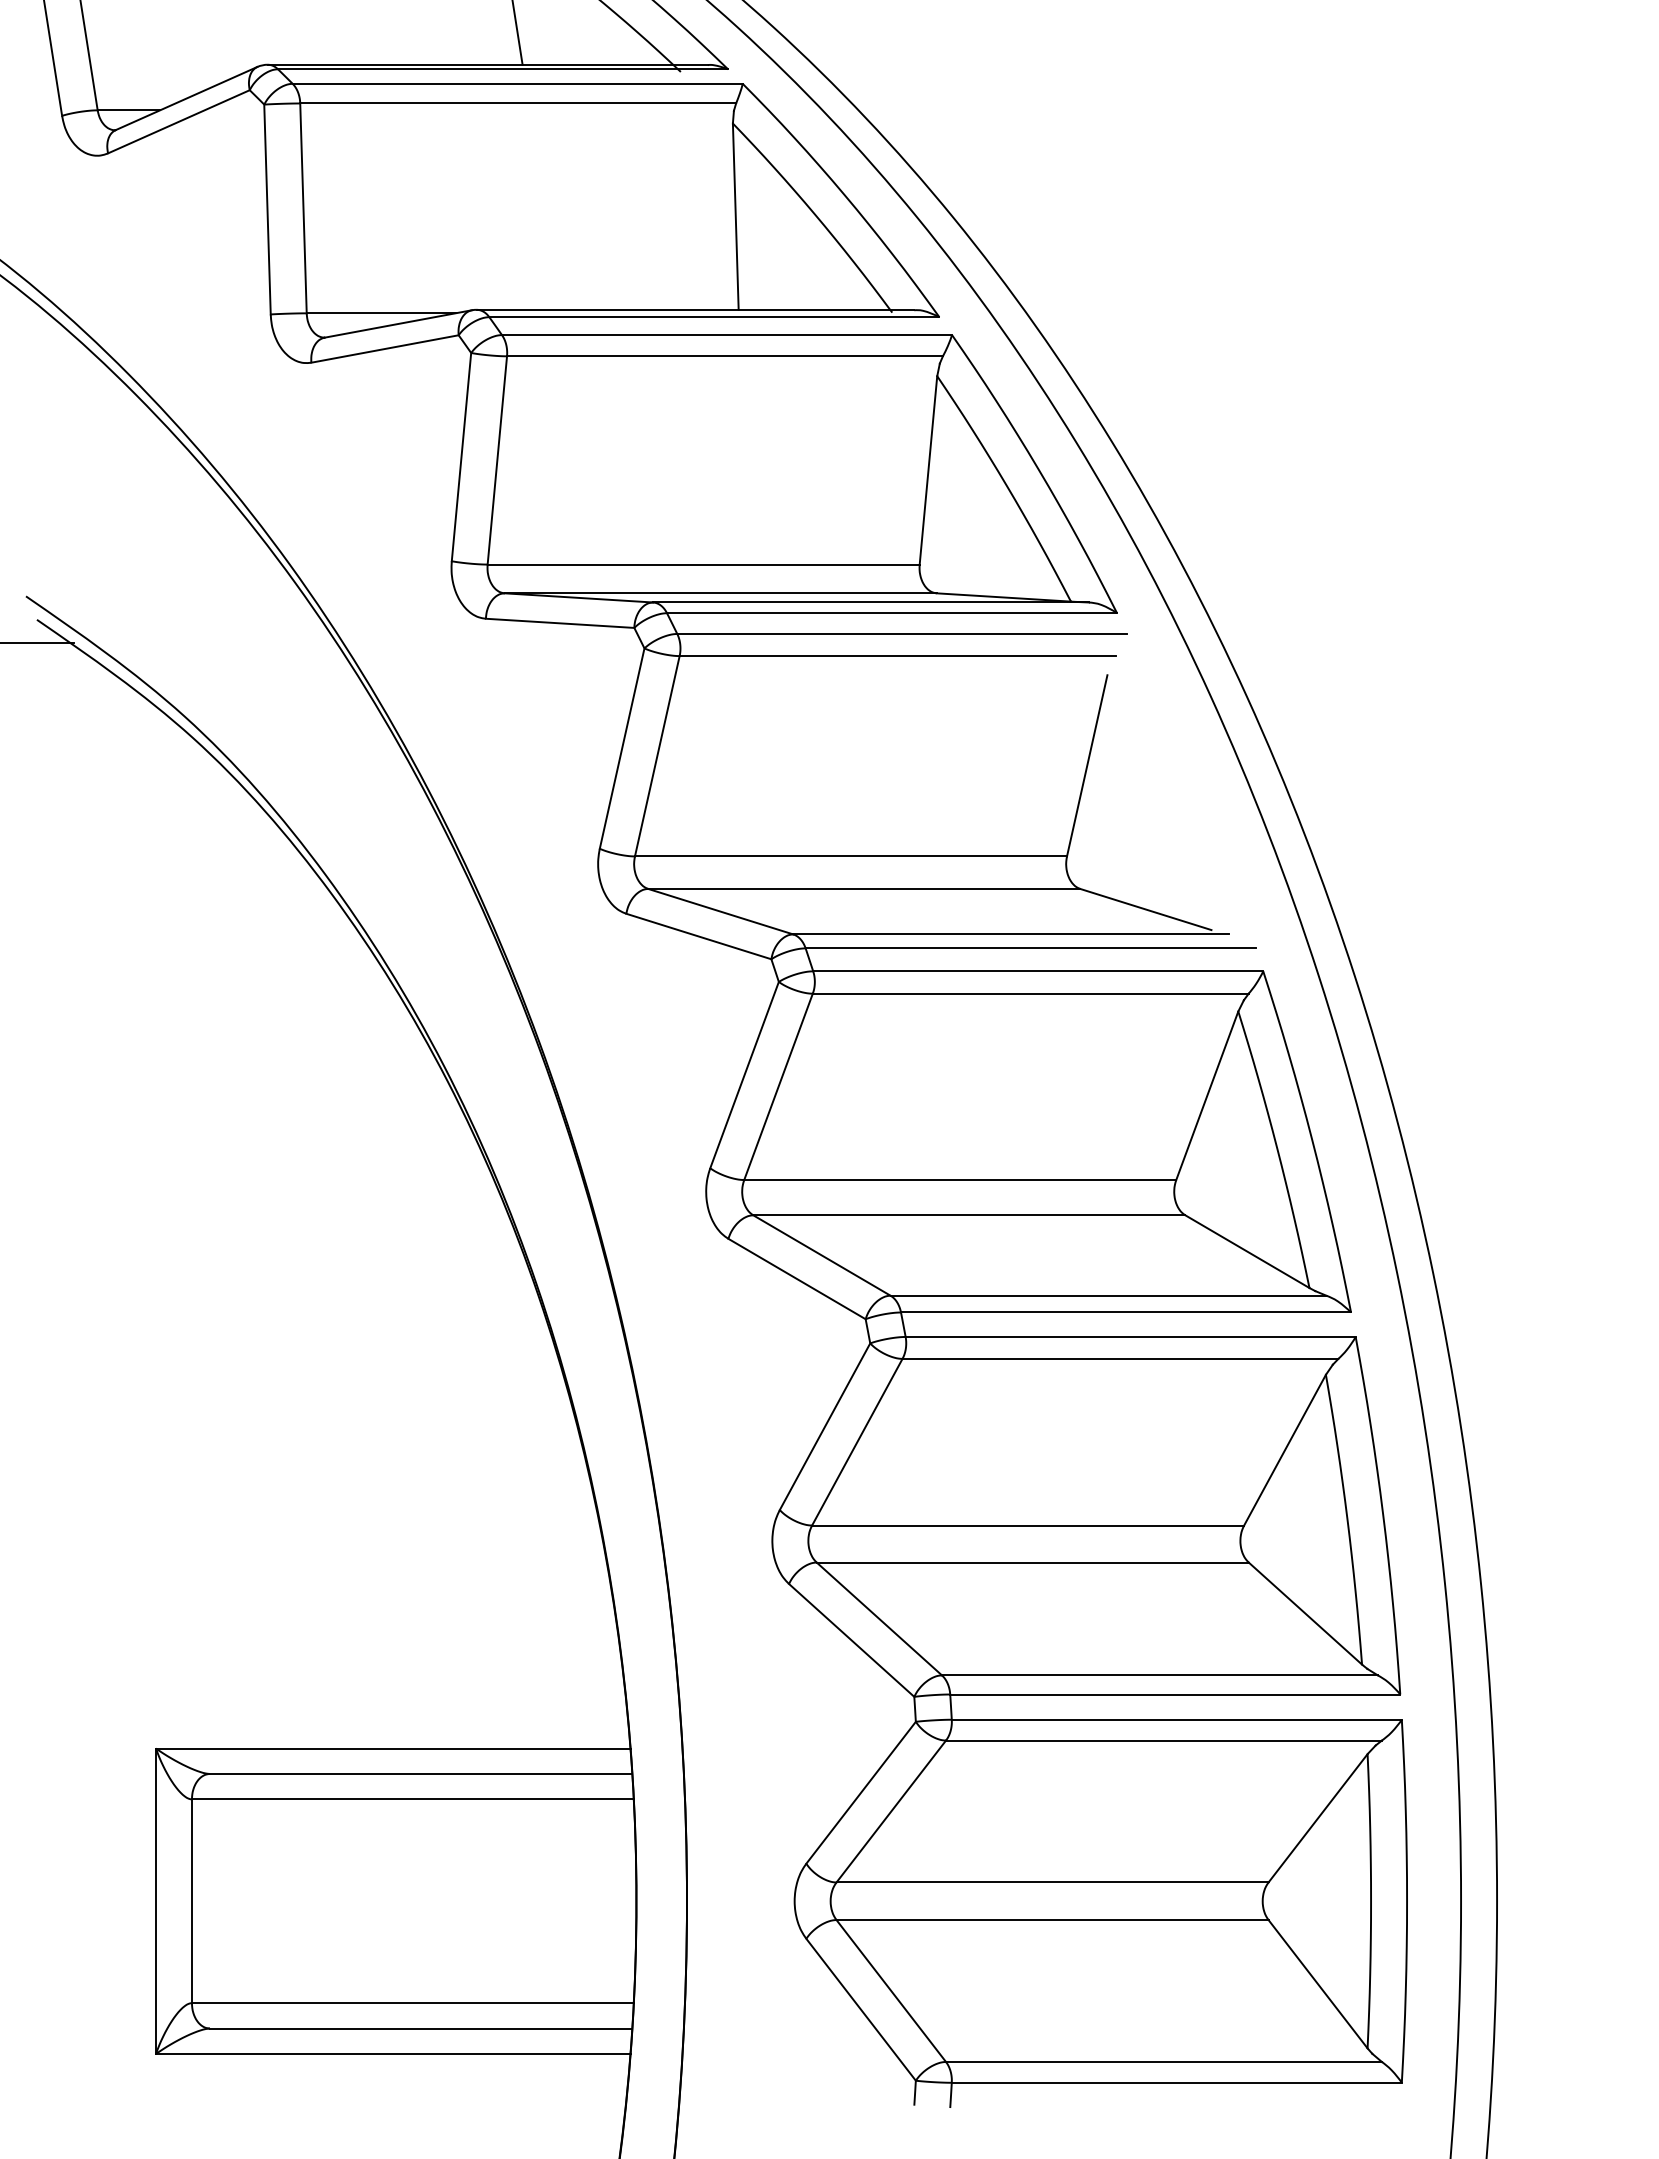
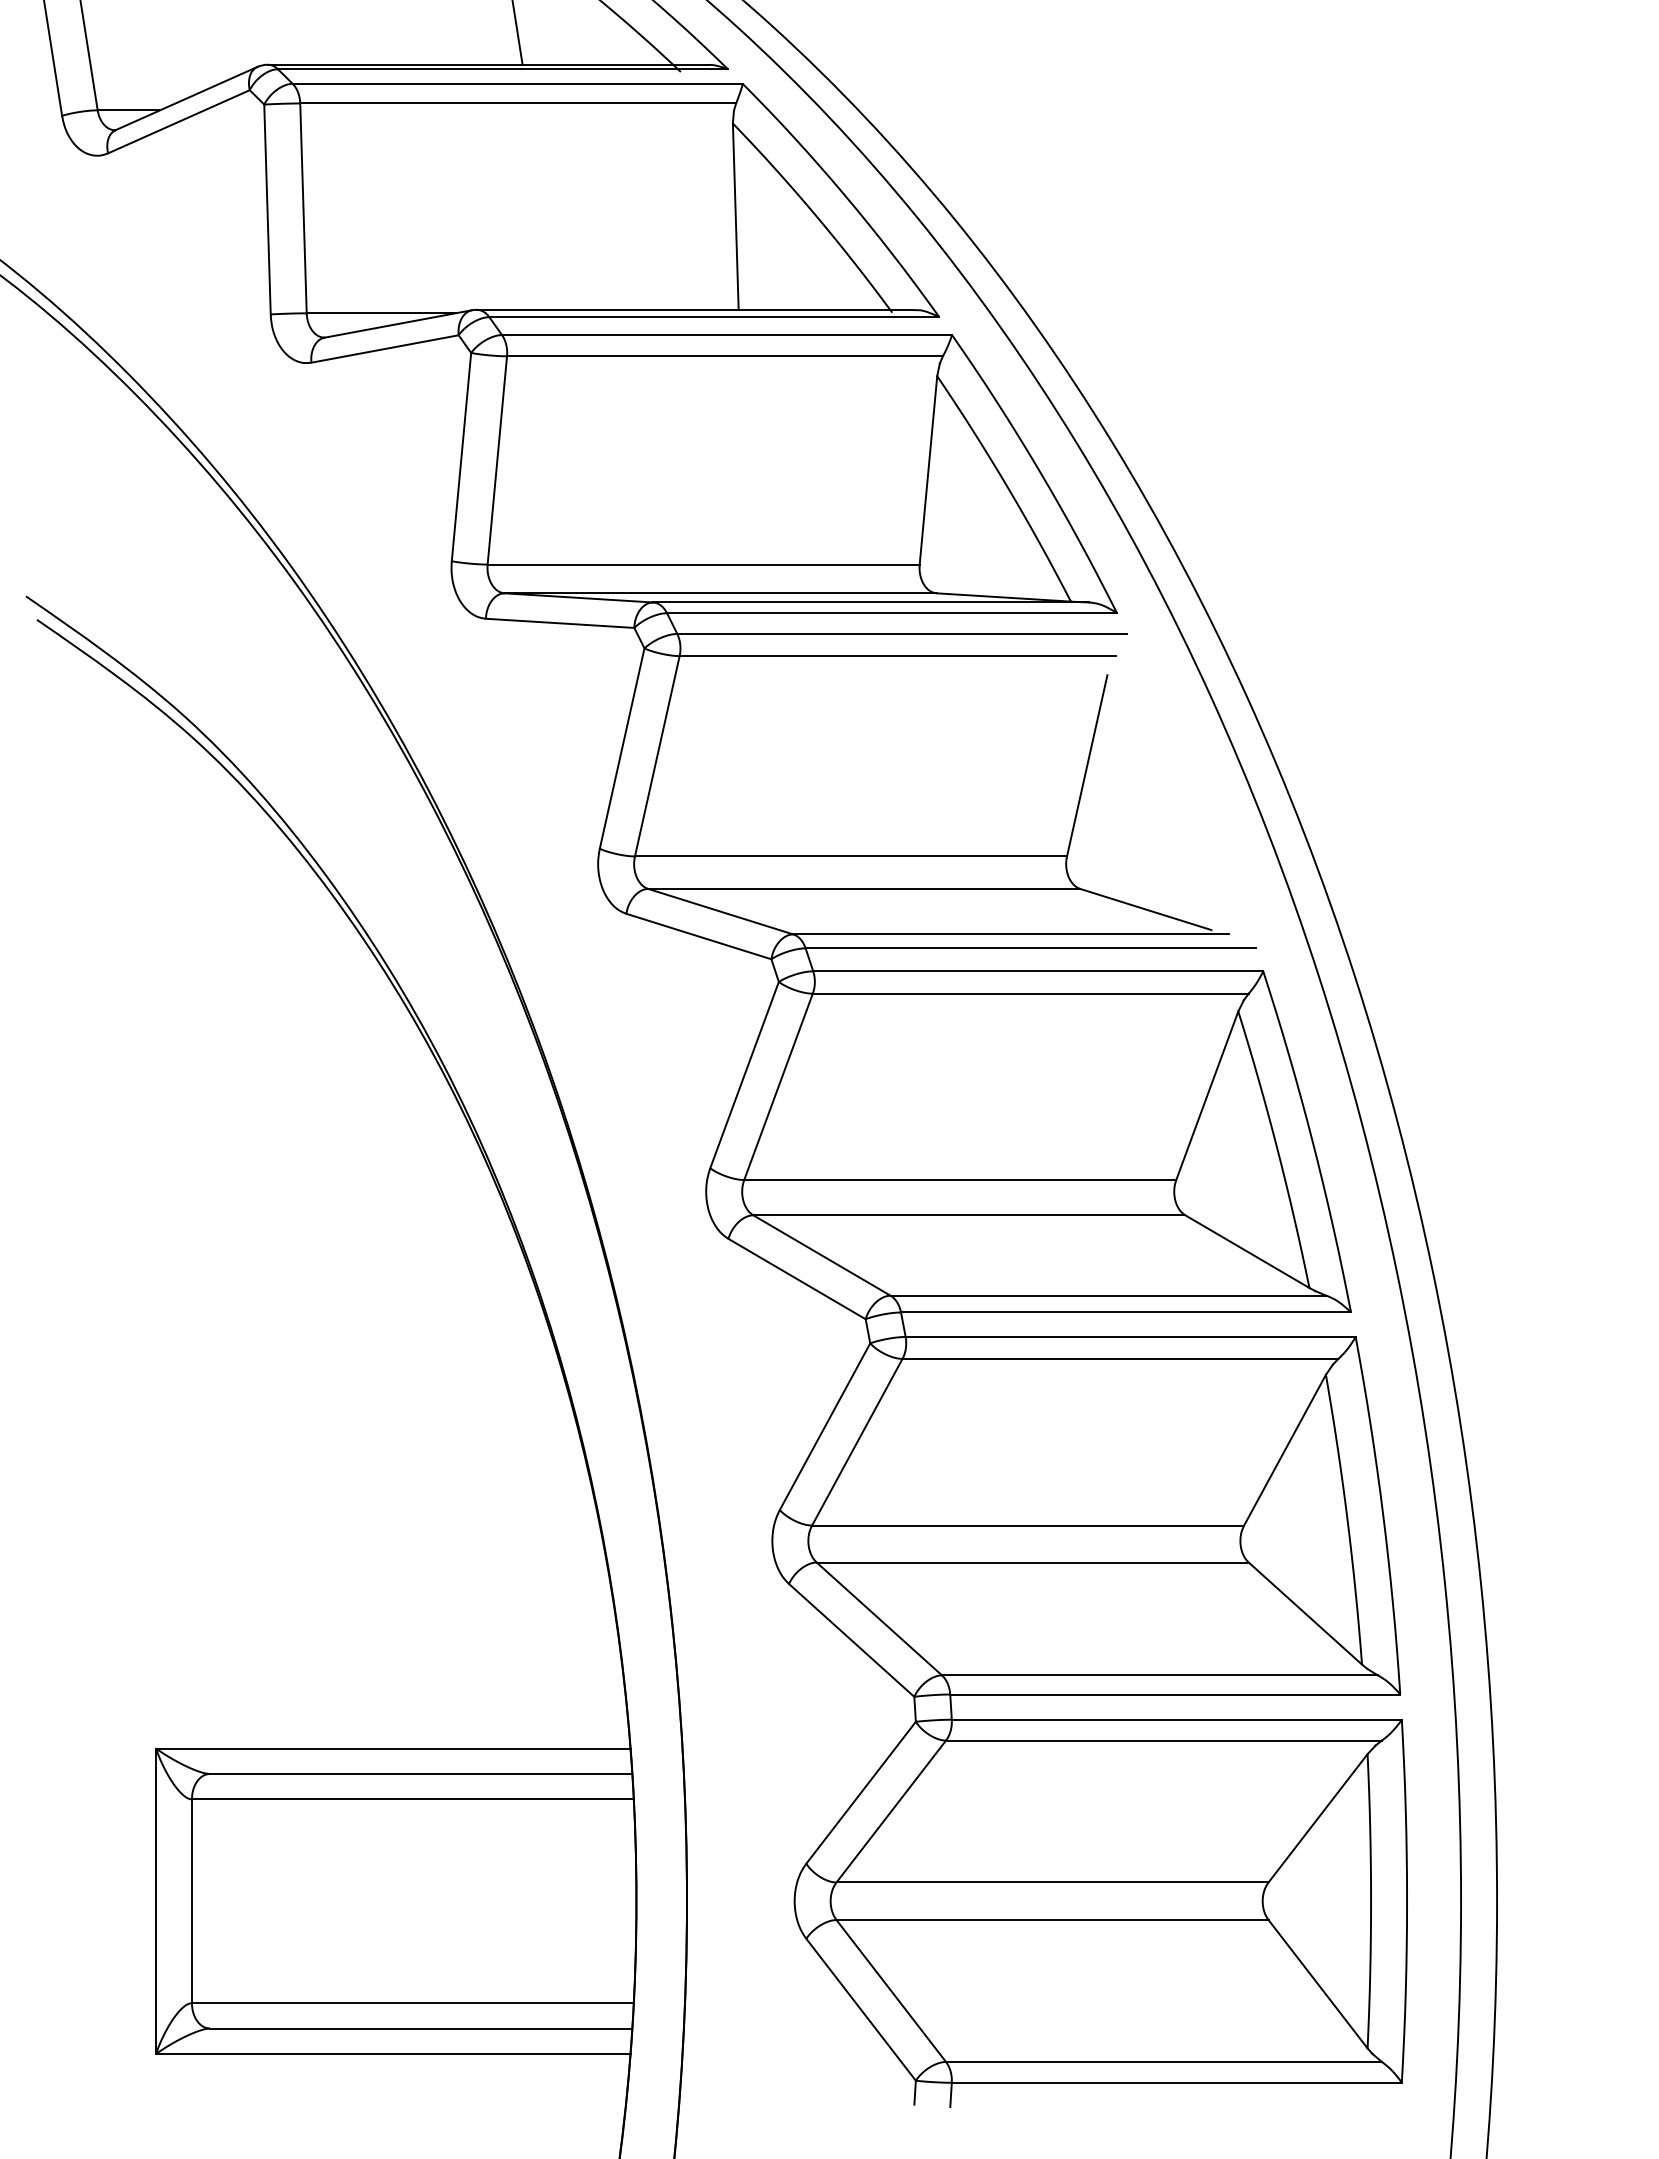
line: present -> none (37, 643)
